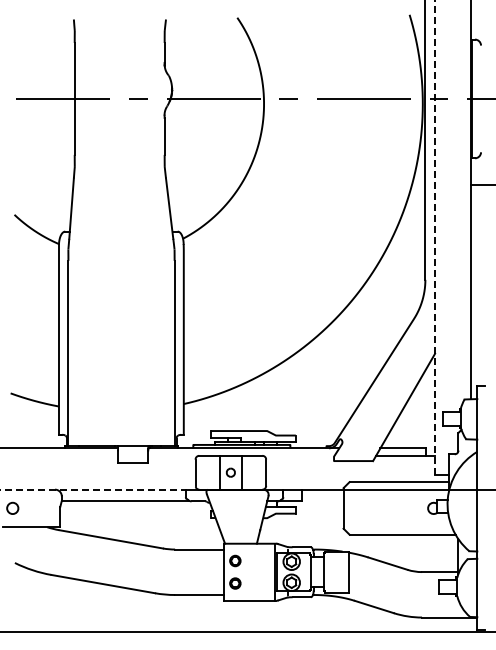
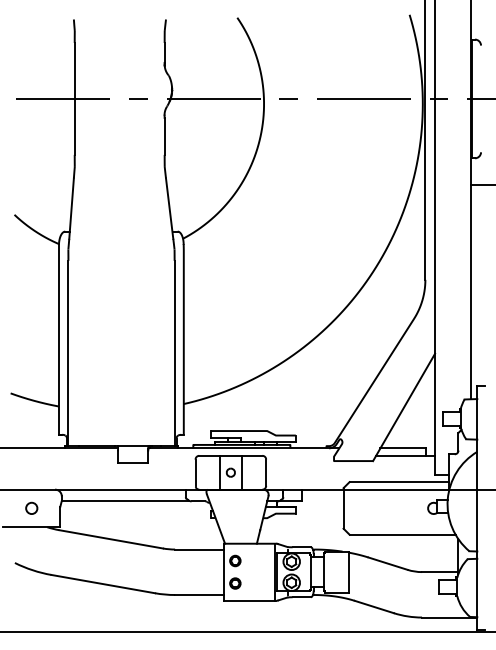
line: dashed -> solid (435, 236)
line: dashed -> solid (93, 489)
circle position: (12, 507) -> (31, 507) (31, 507)
